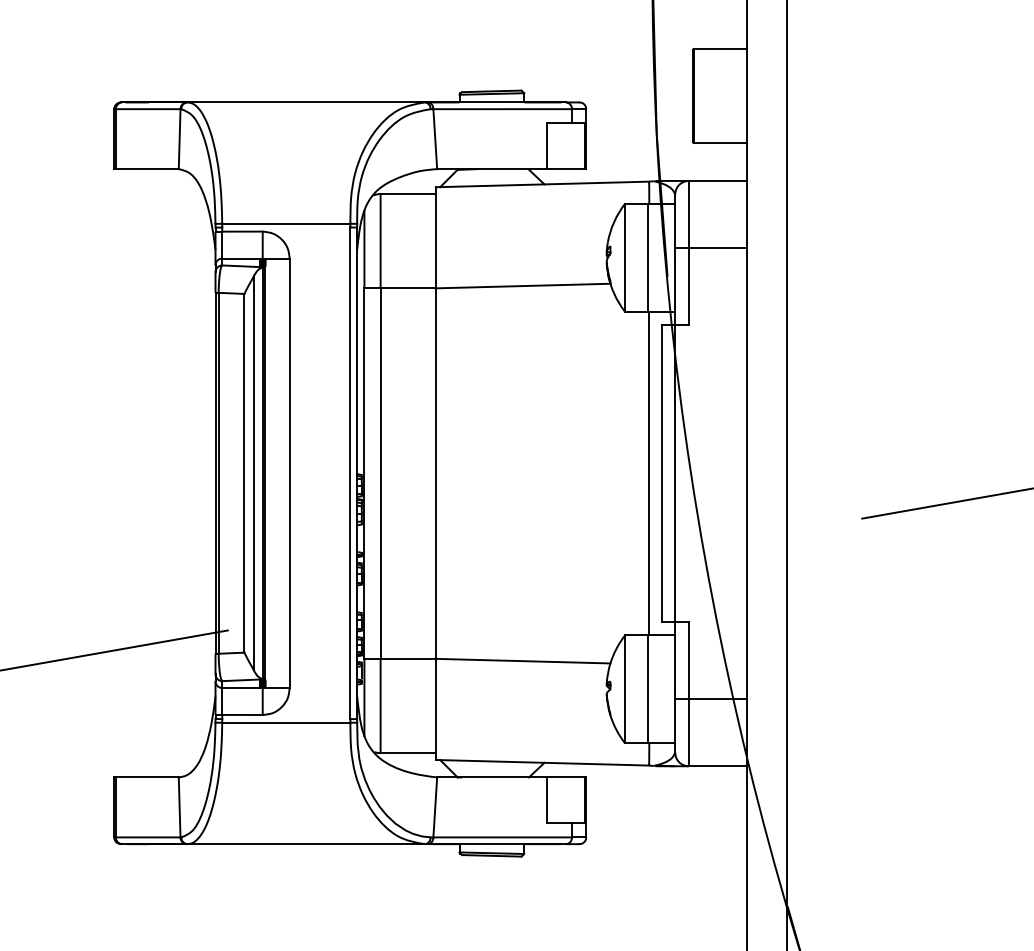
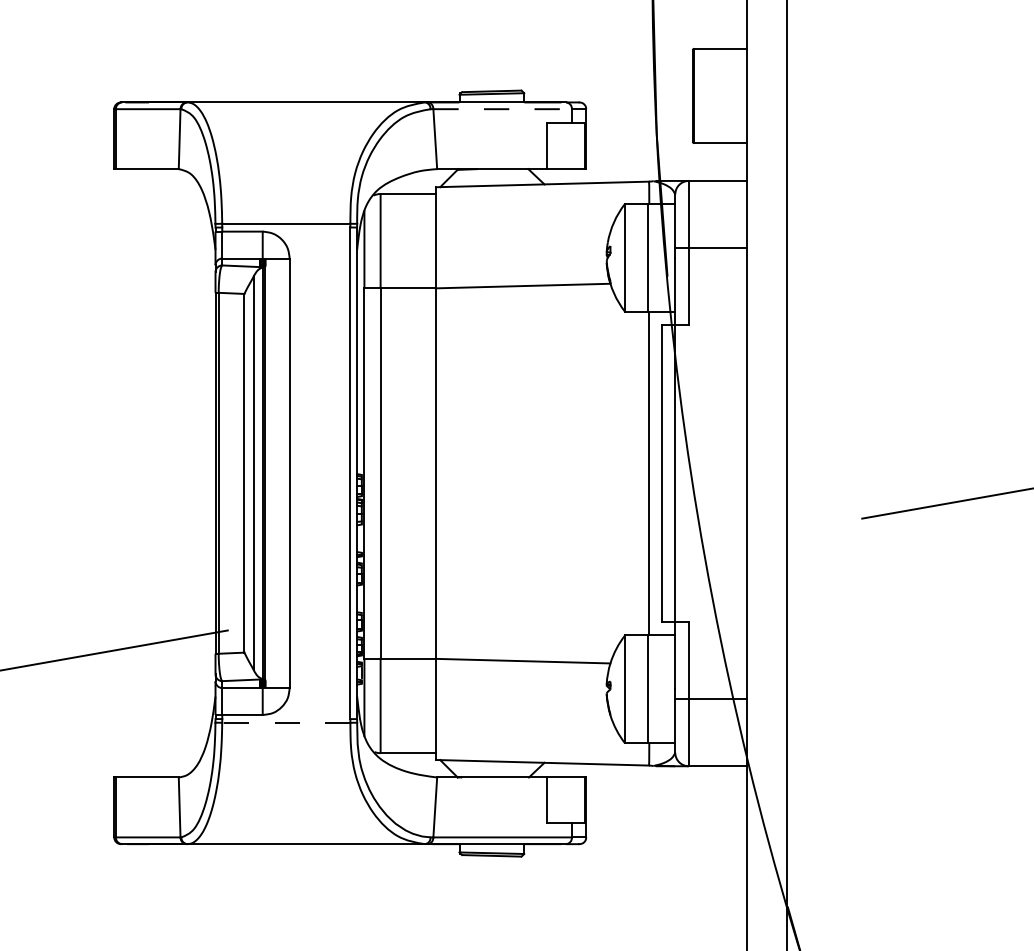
line: solid -> dashed (503, 109)
line: solid -> dashed (285, 722)
